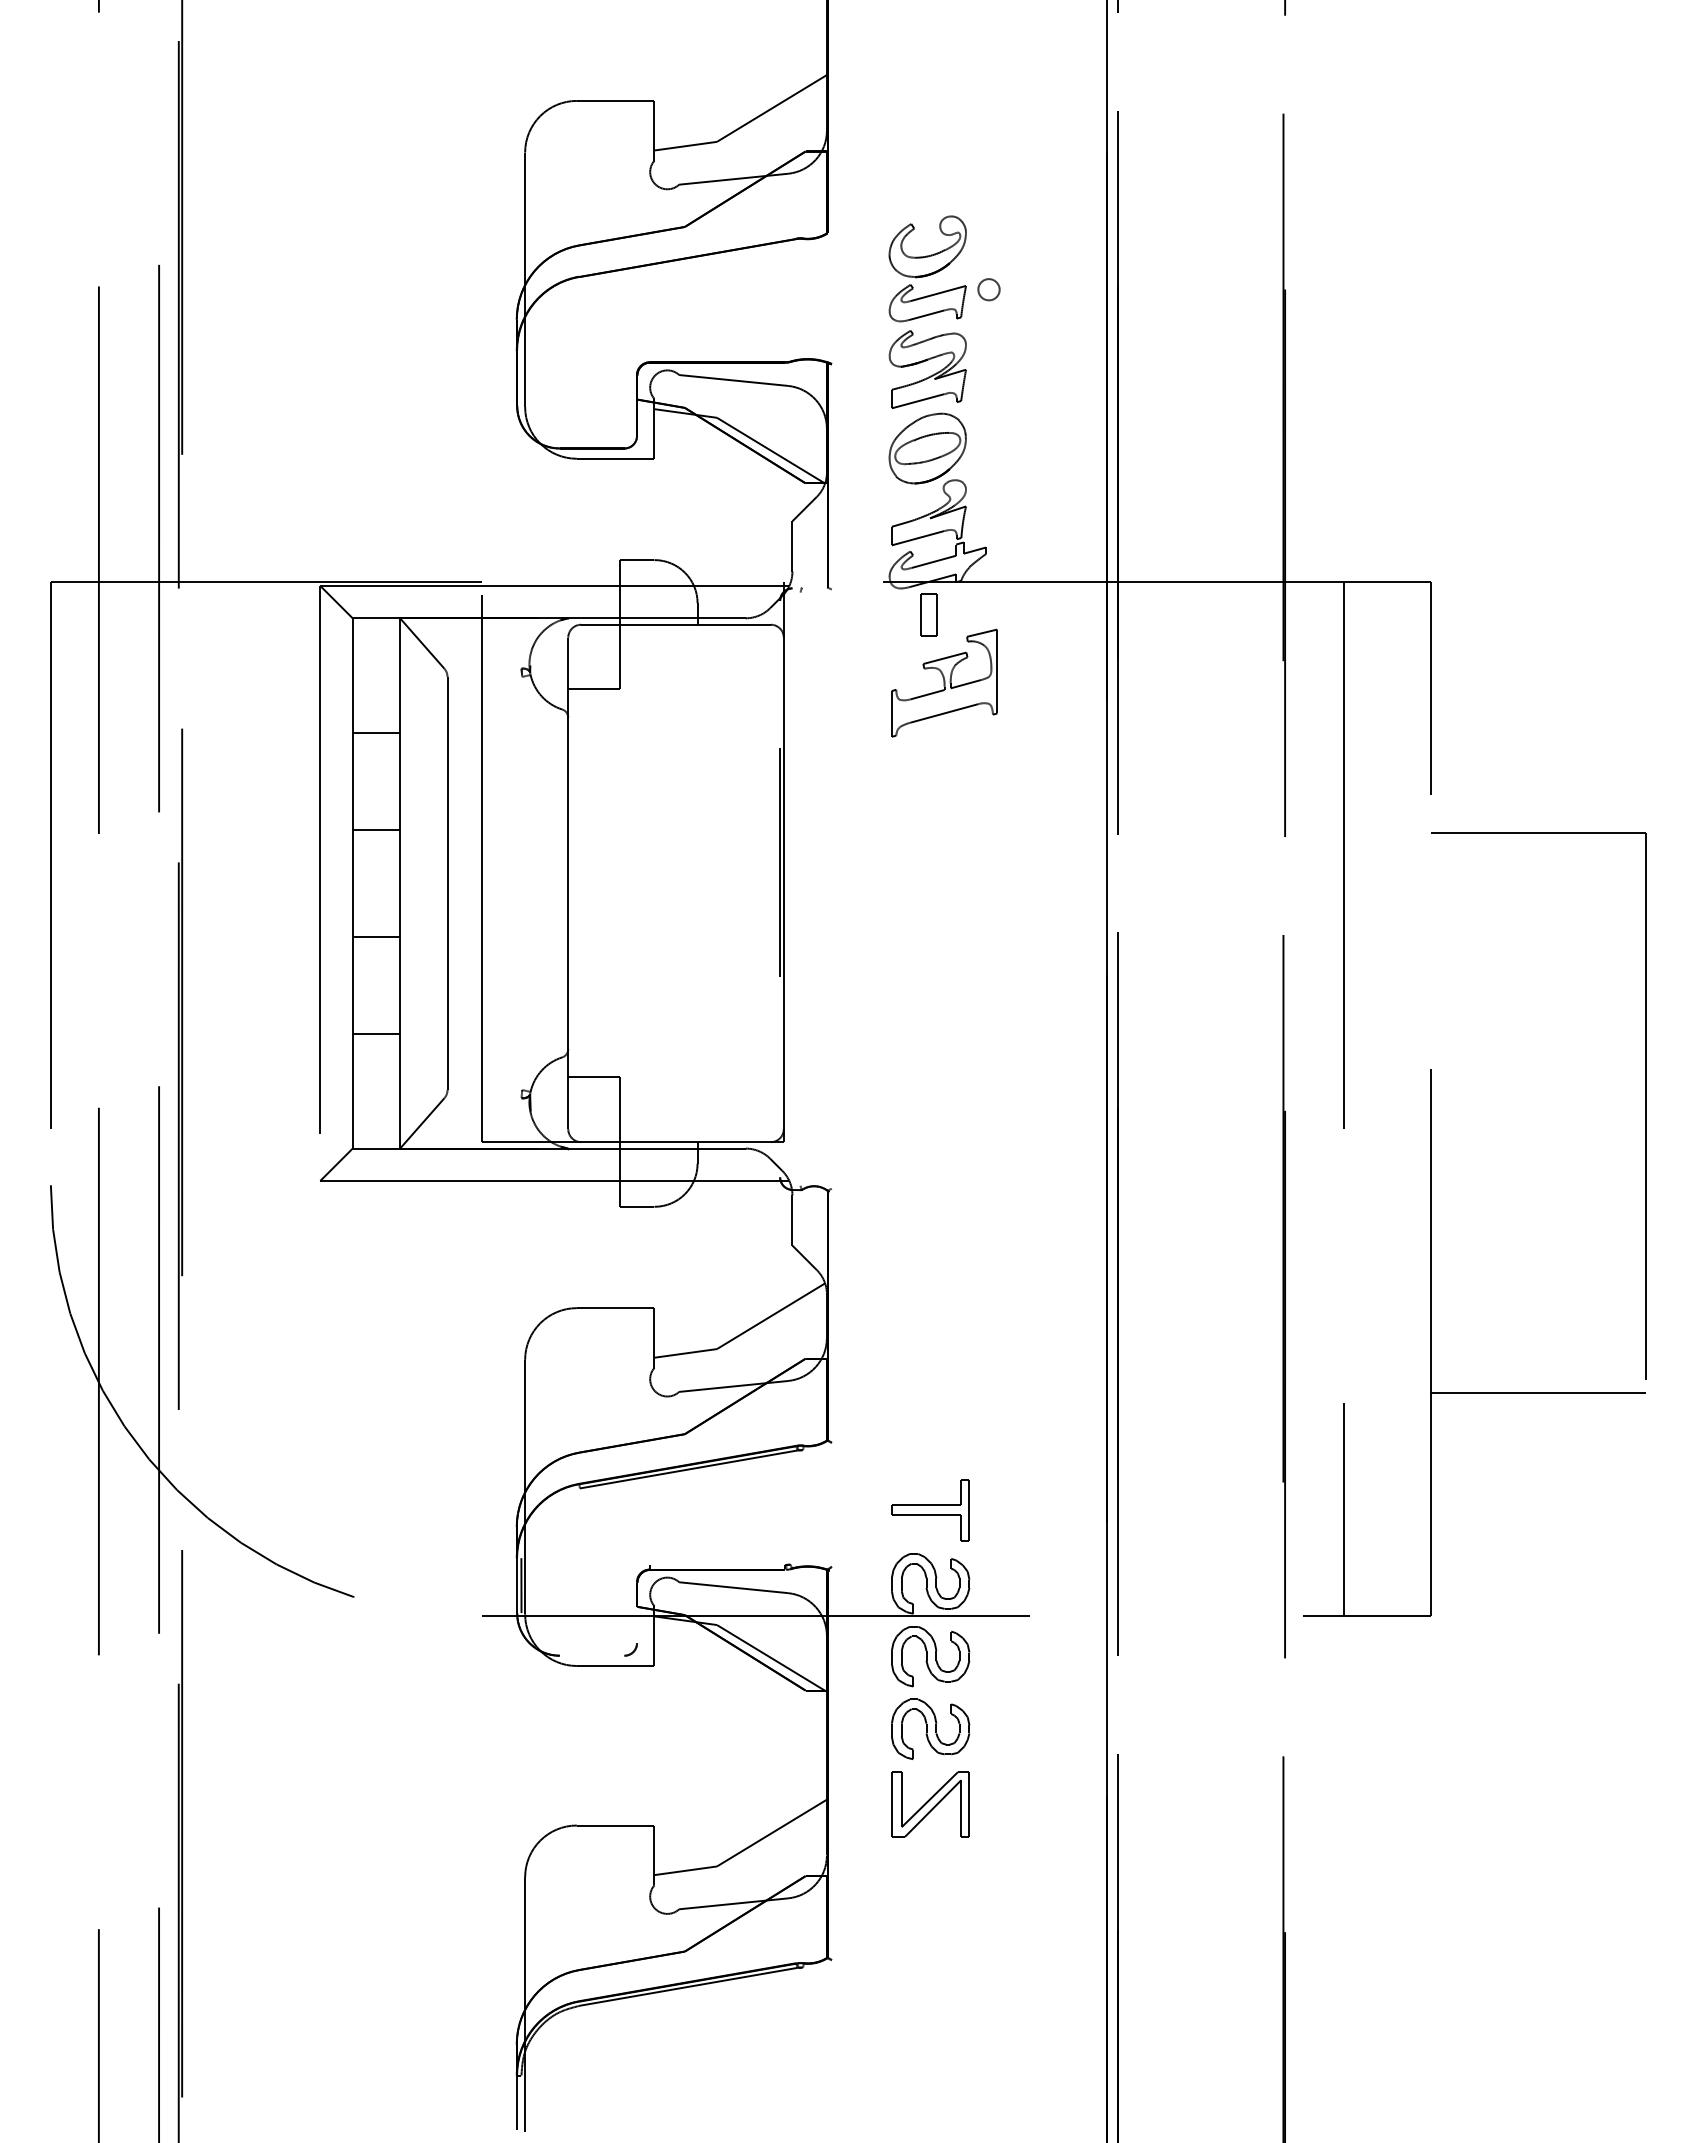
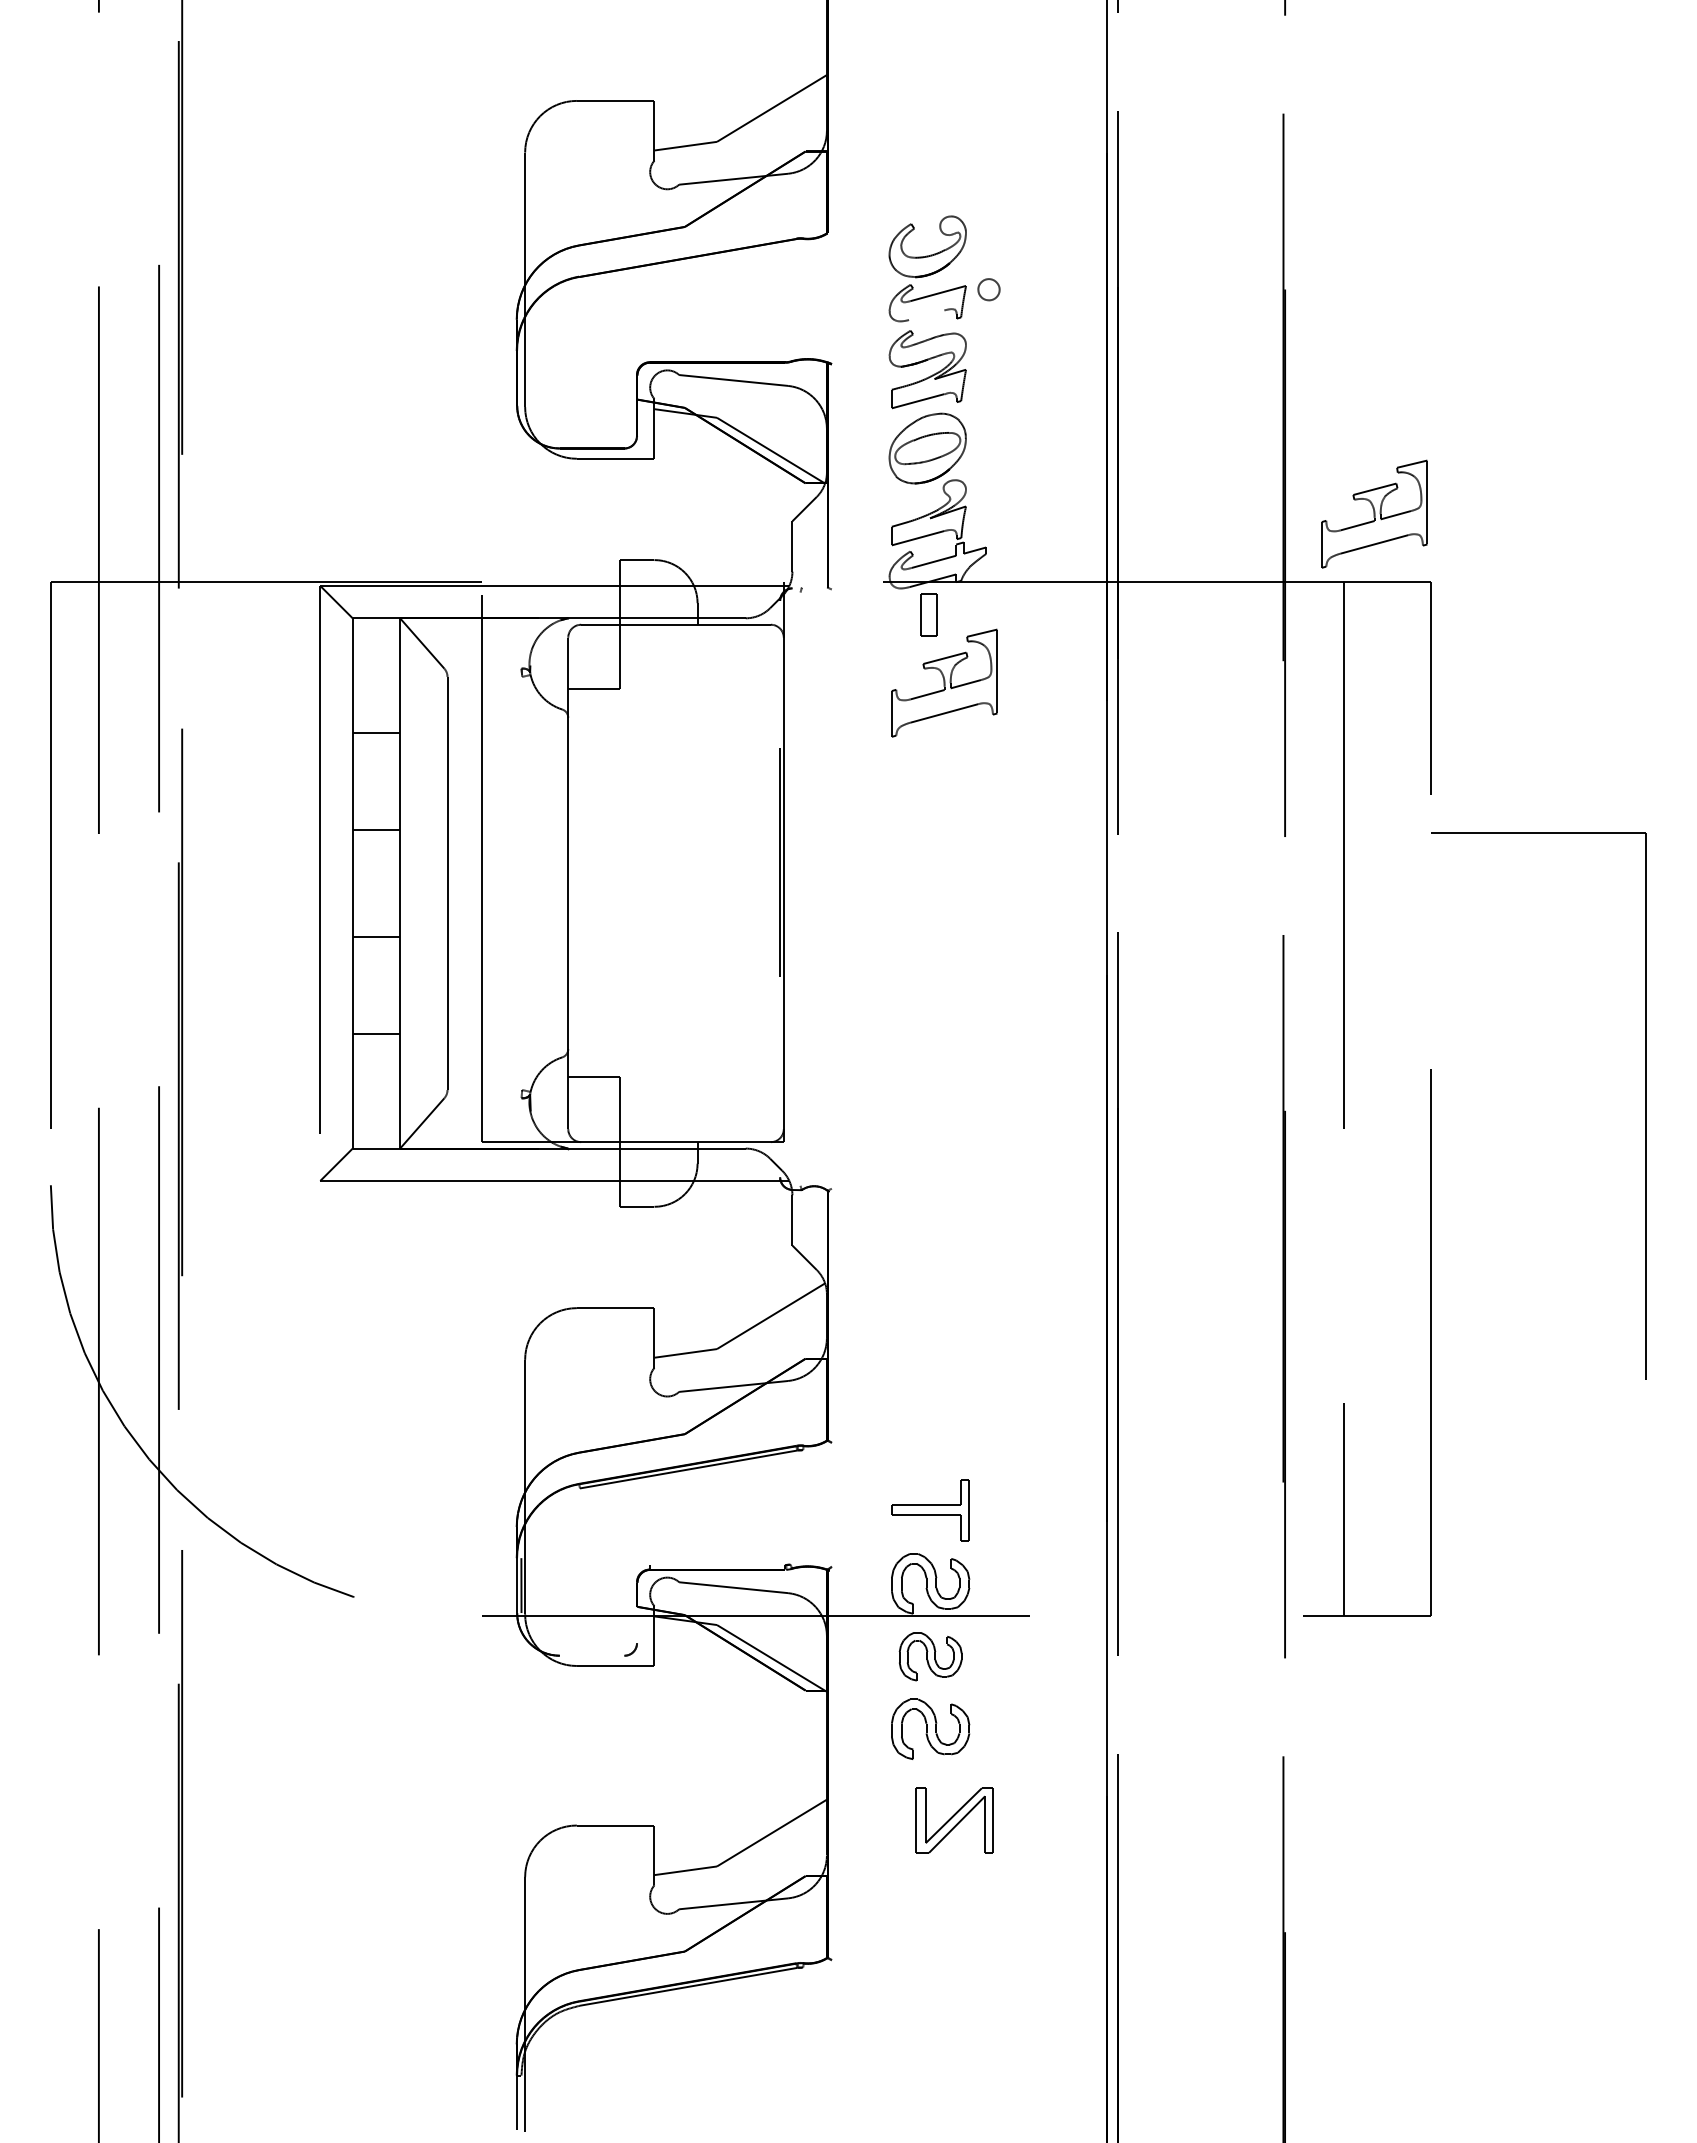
line: present -> none (926, 315)
part: none -> present (1374, 513)
line: present -> none (1538, 1393)
part size: 80x62 px -> 65x50 px (930, 1656)
part position: (930, 1804) -> (954, 1820) (954, 1820)
